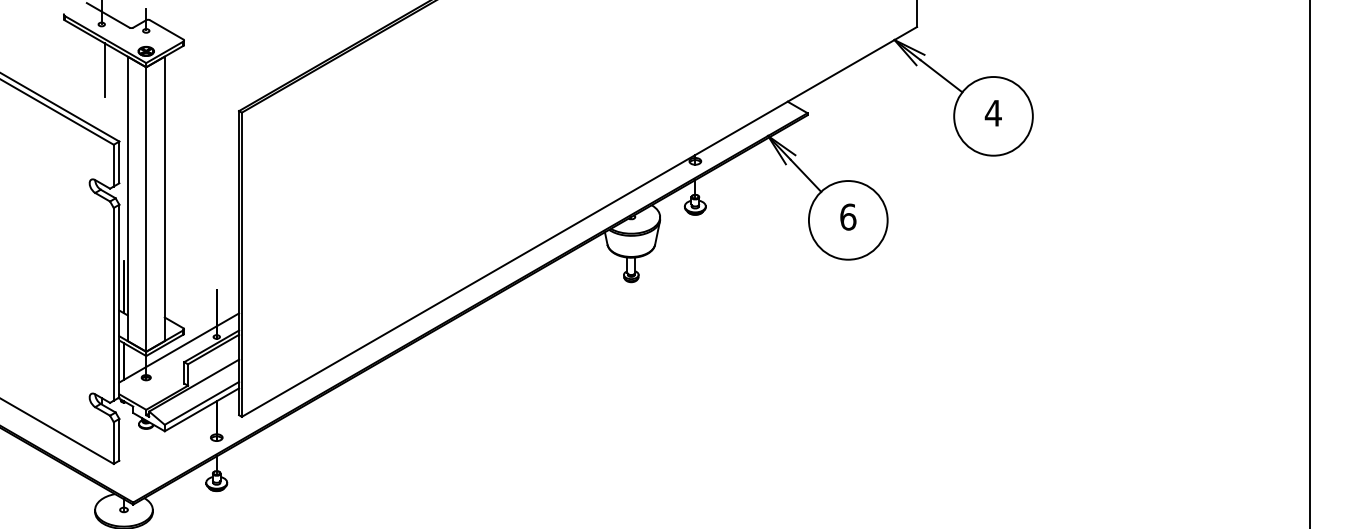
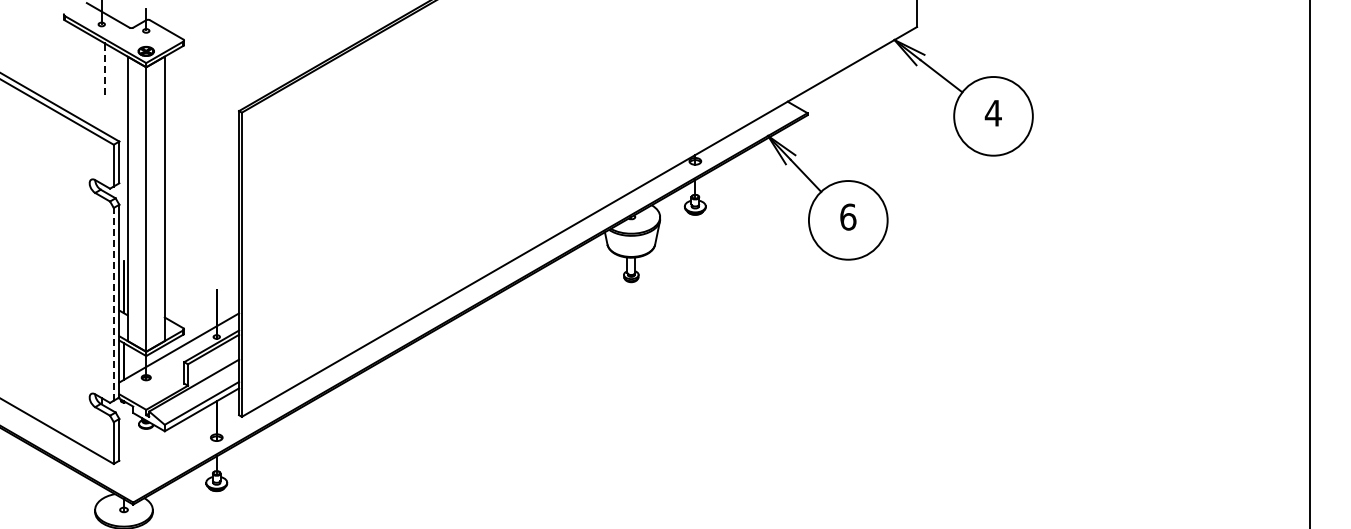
line: solid -> dashed (104, 70)
line: solid -> dashed (113, 303)
